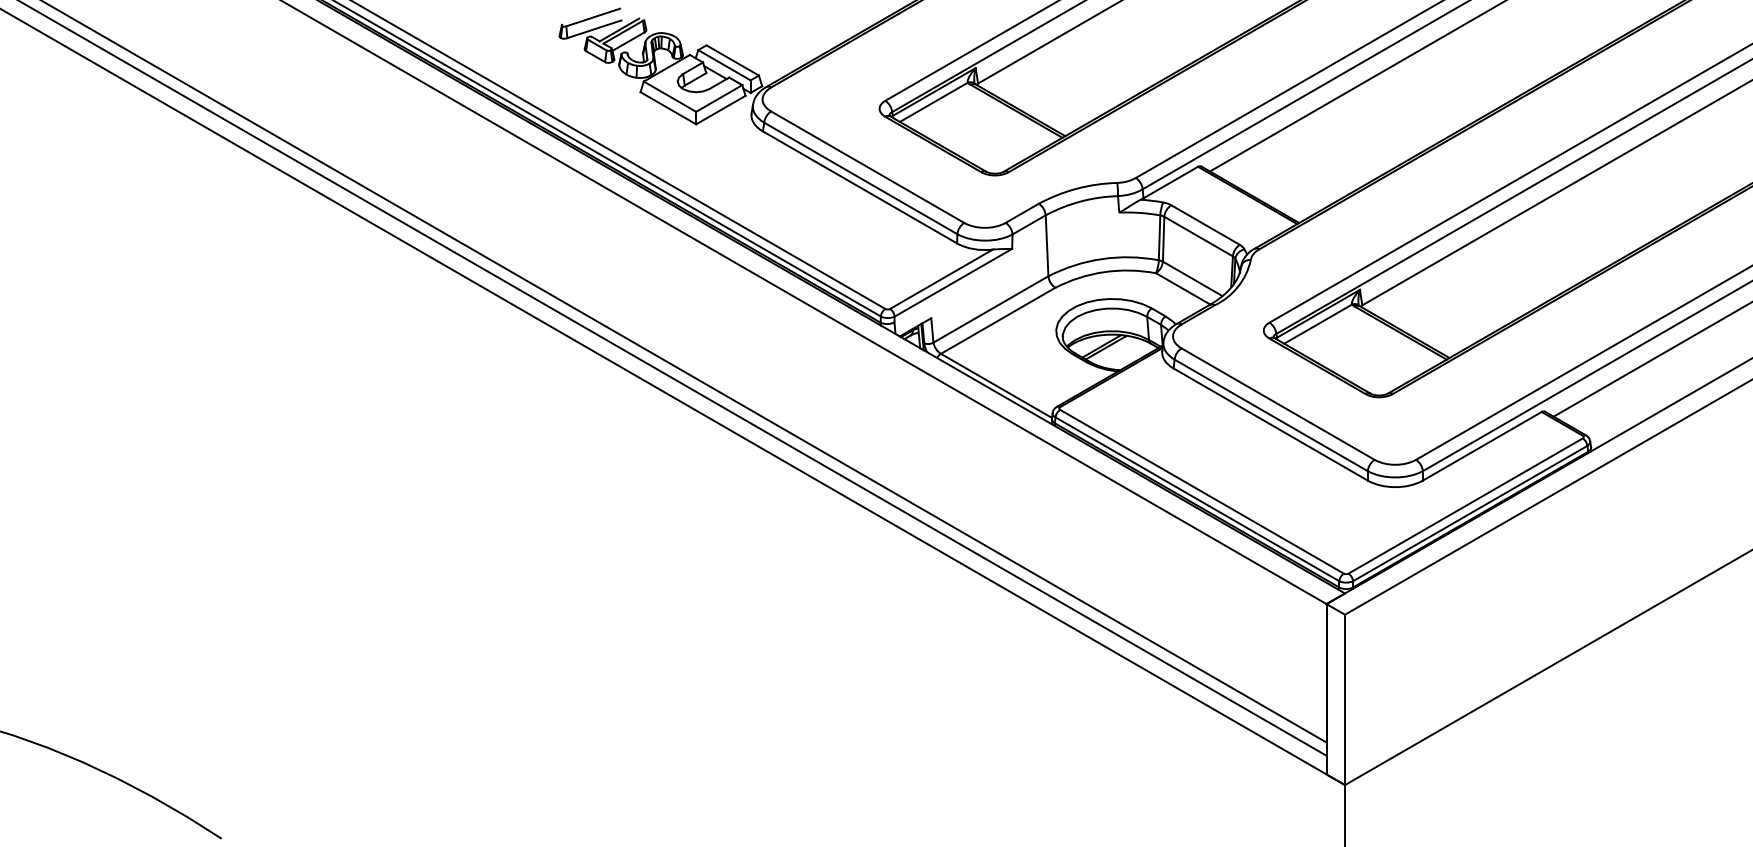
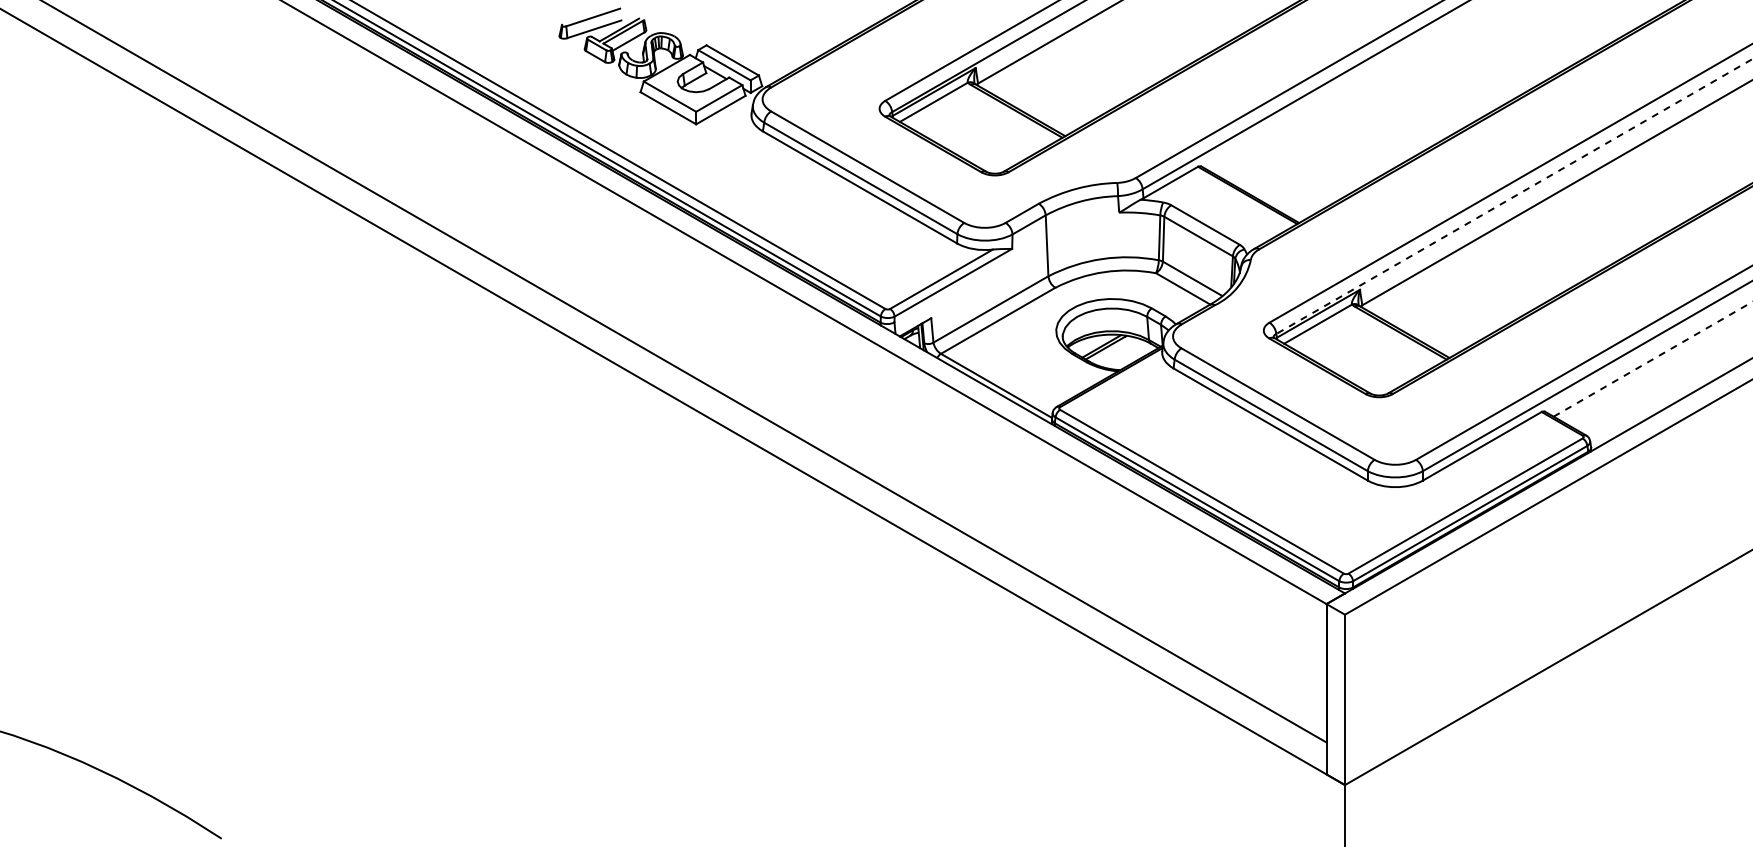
line: present -> none (1355, 86)
line: solid -> dashed (1514, 196)
line: solid -> dashed (1653, 359)
line: present -> none (673, 378)
